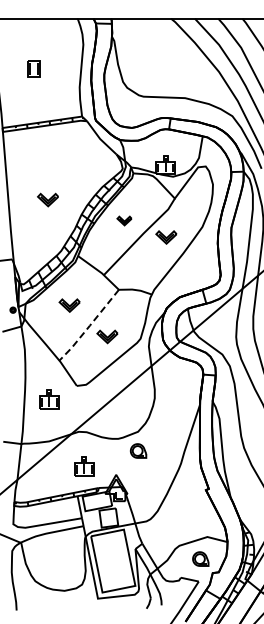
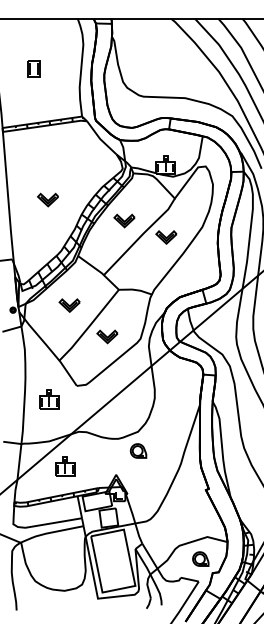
part size: 17x12 px -> 23x16 px (124, 220)
line: dashed -> solid (89, 325)
part position: (84, 466) -> (65, 466) (65, 466)
